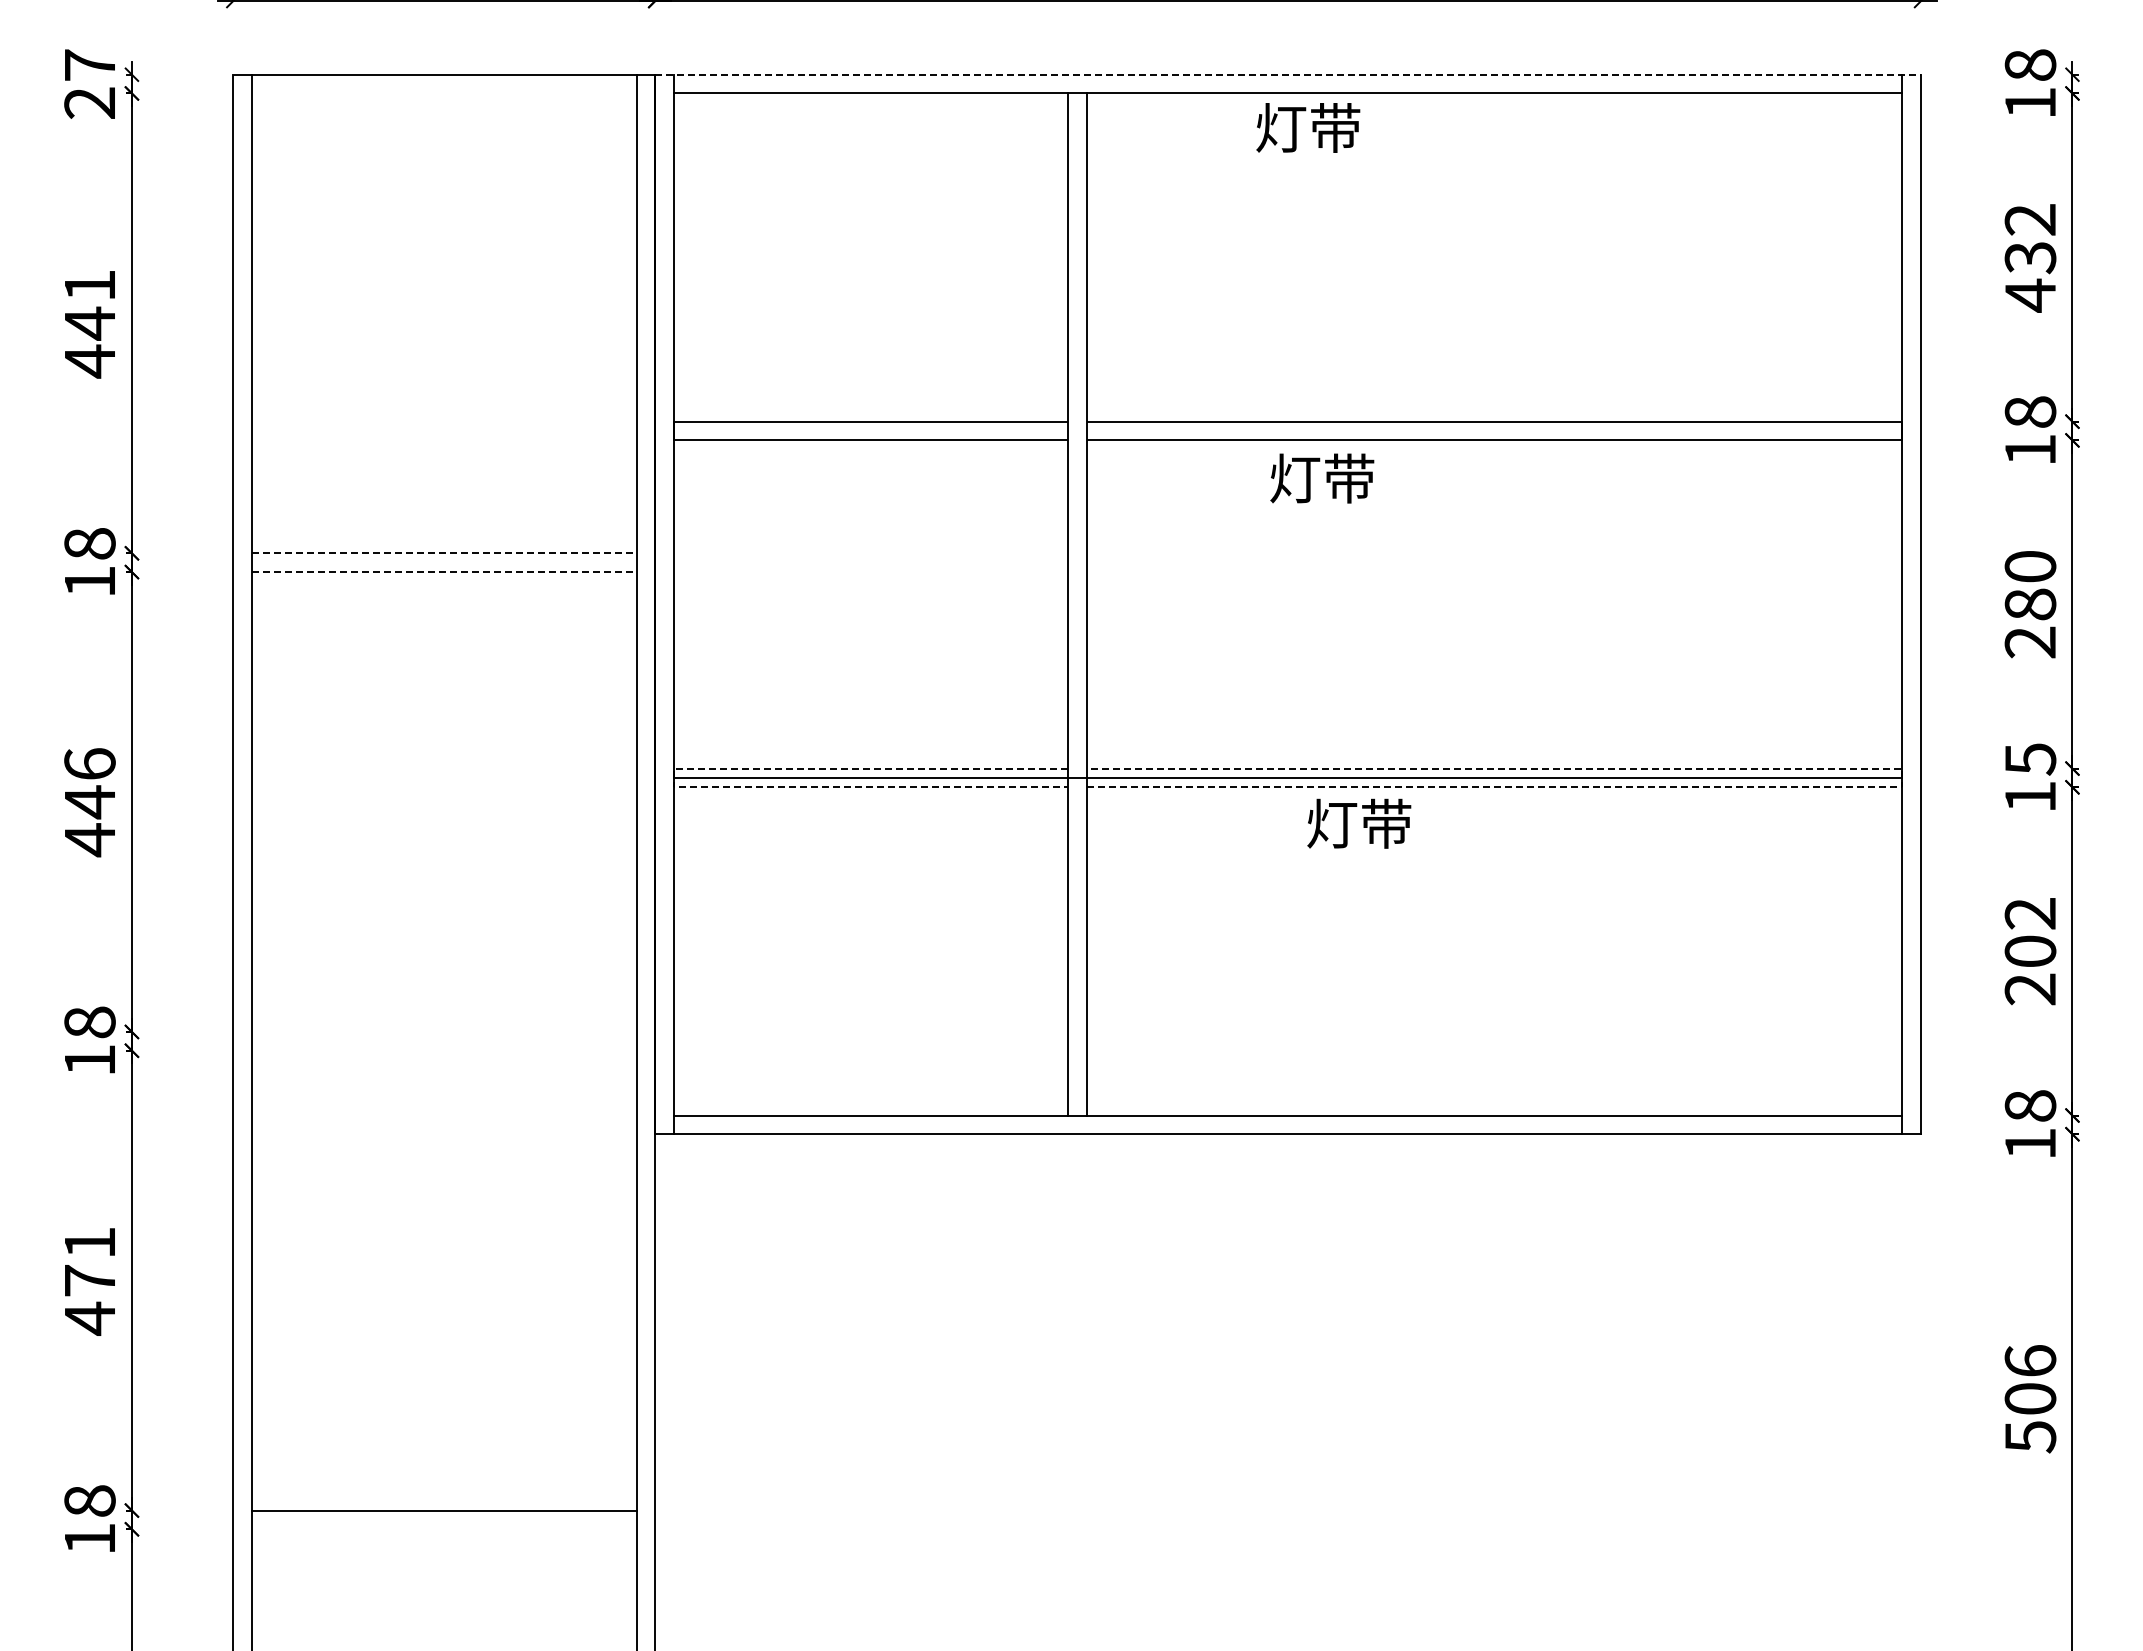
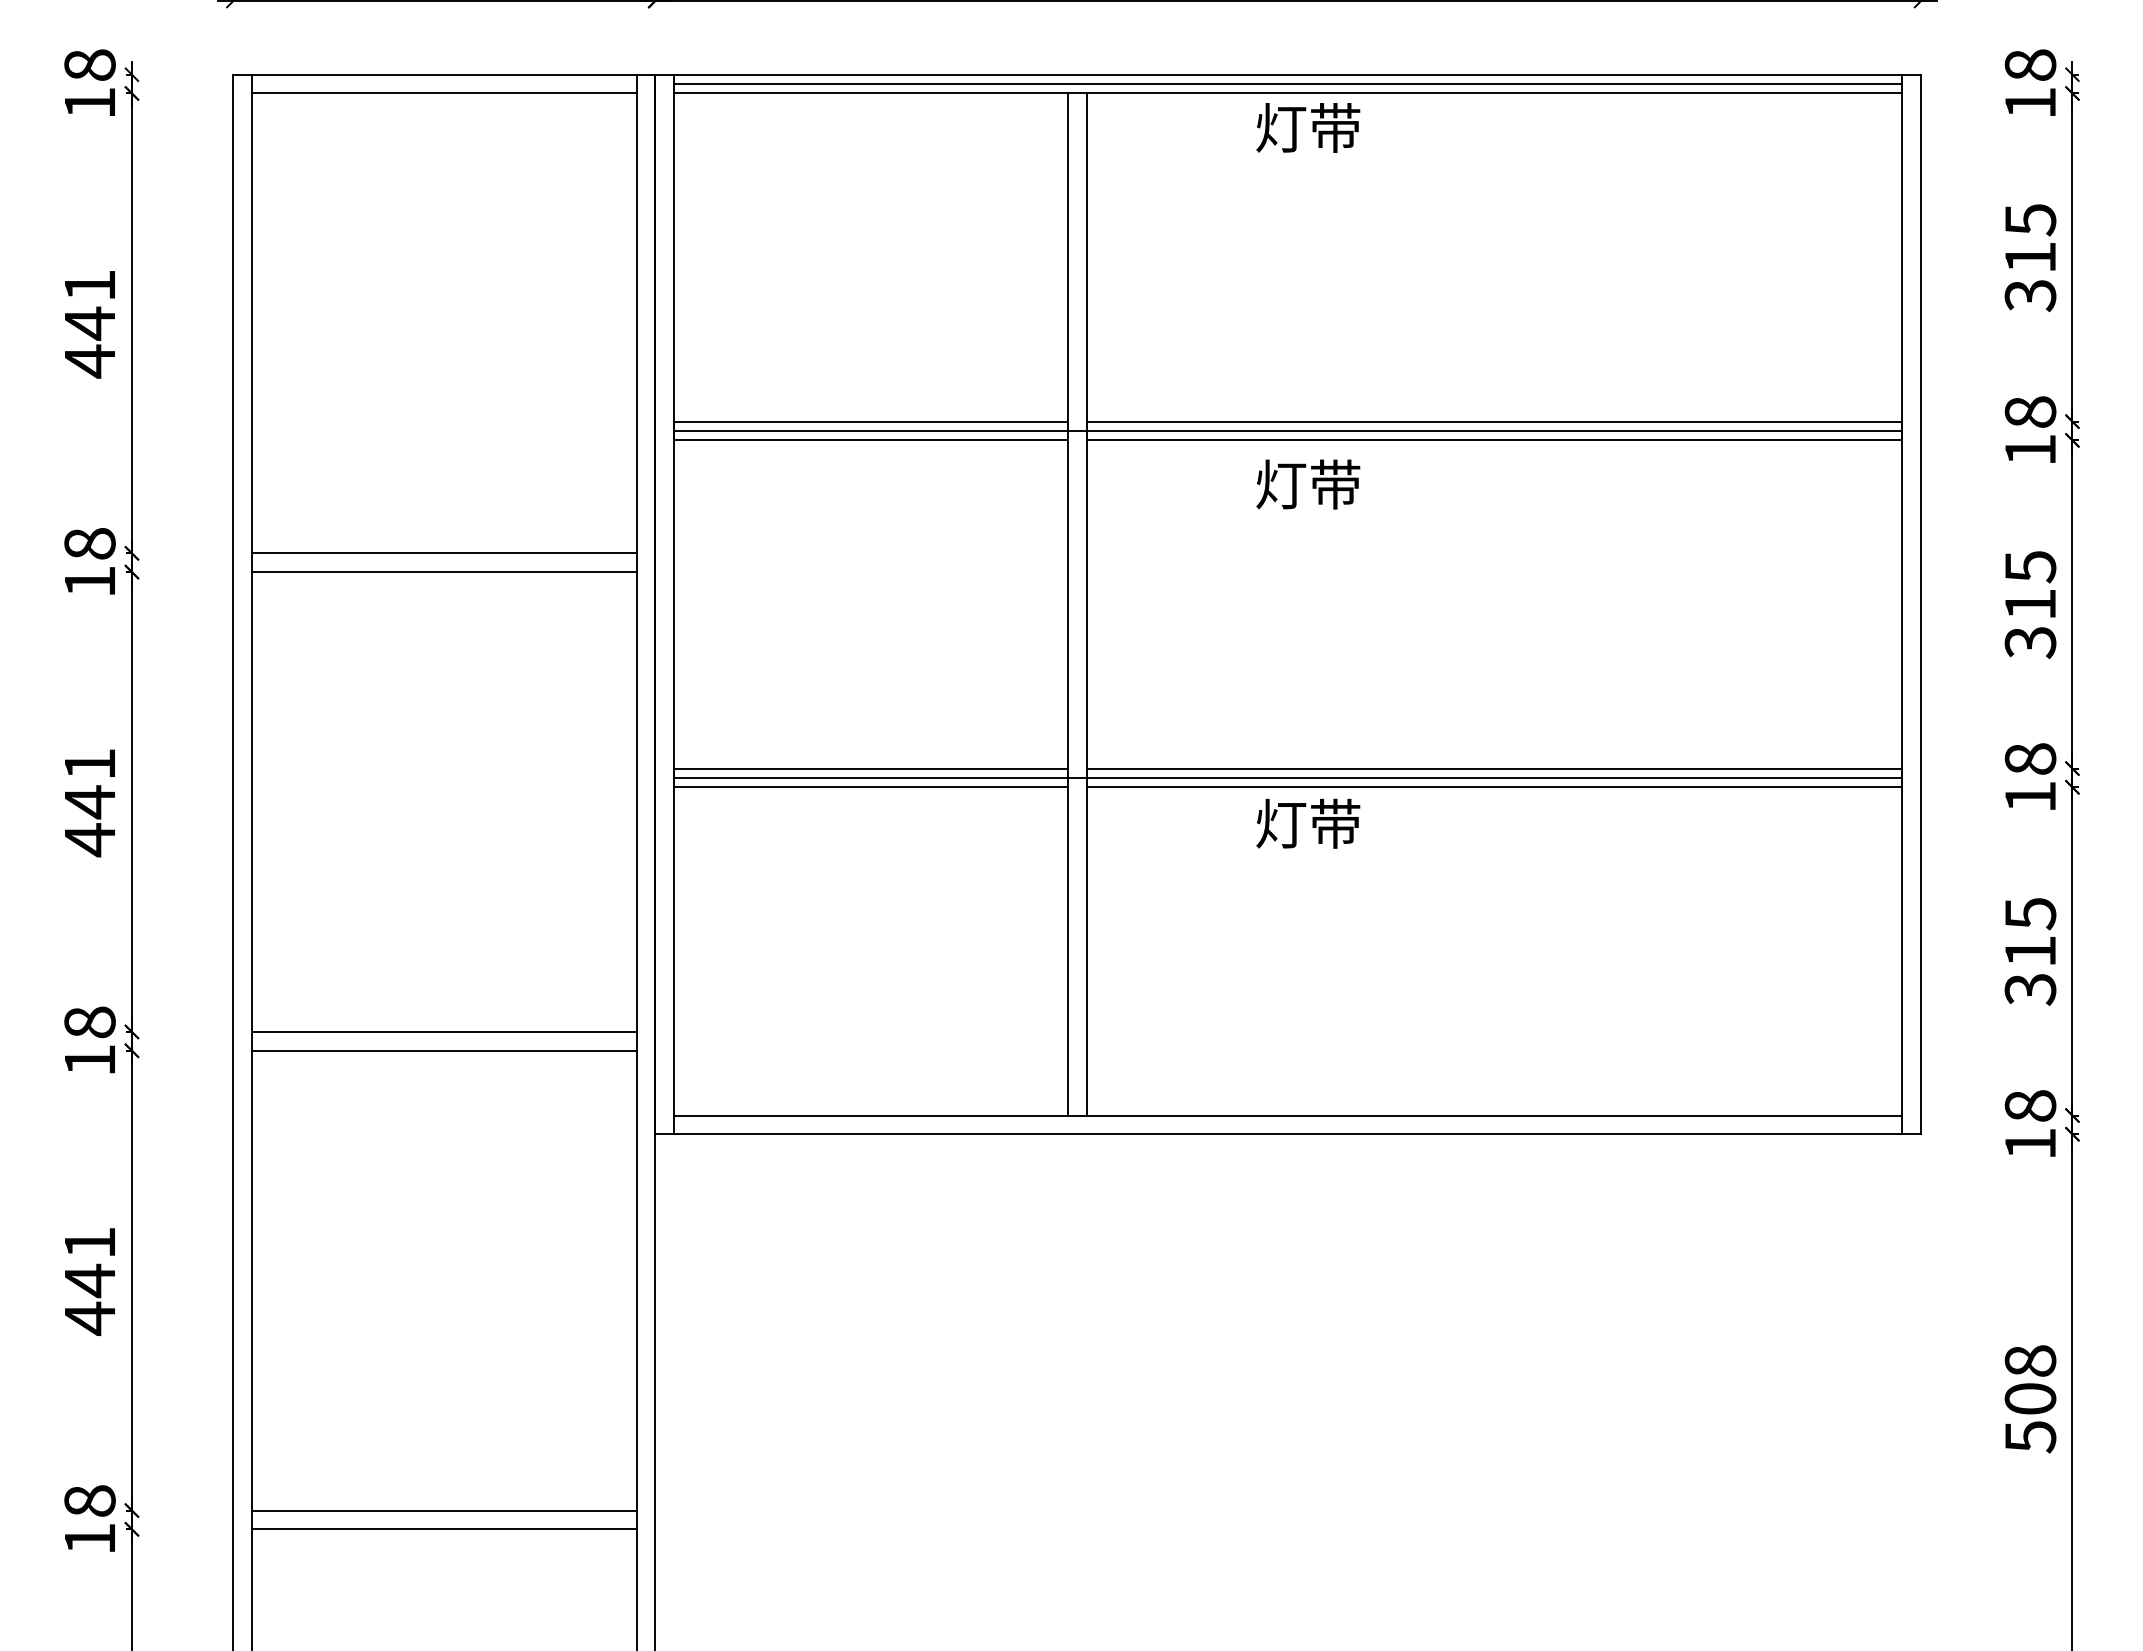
line: dashed -> solid (1288, 74)
text: 27 -> 18 (89, 83)
line: none -> present (1288, 84)
line: none -> present (444, 93)
text: 432 -> 315 (2030, 258)
line: none -> present (1288, 431)
text position: (1322, 478) -> (1308, 484) (1308, 484)
line: dashed -> solid (444, 553)
line: dashed -> solid (444, 572)
text: 280 -> 315 (2030, 605)
text: 15 -> 18 (2030, 759)
text: 446 -> 441 (89, 763)
line: dashed -> solid (1902, 777)
line: dashed -> solid (674, 778)
text position: (1359, 823) -> (1308, 823) (1308, 823)
text: 202 -> 315 (2030, 951)
line: none -> present (444, 1031)
line: none -> present (444, 1050)
text: 471 -> 441 (89, 1280)
text: 506 -> 508 (2030, 1360)
line: none -> present (444, 1529)
